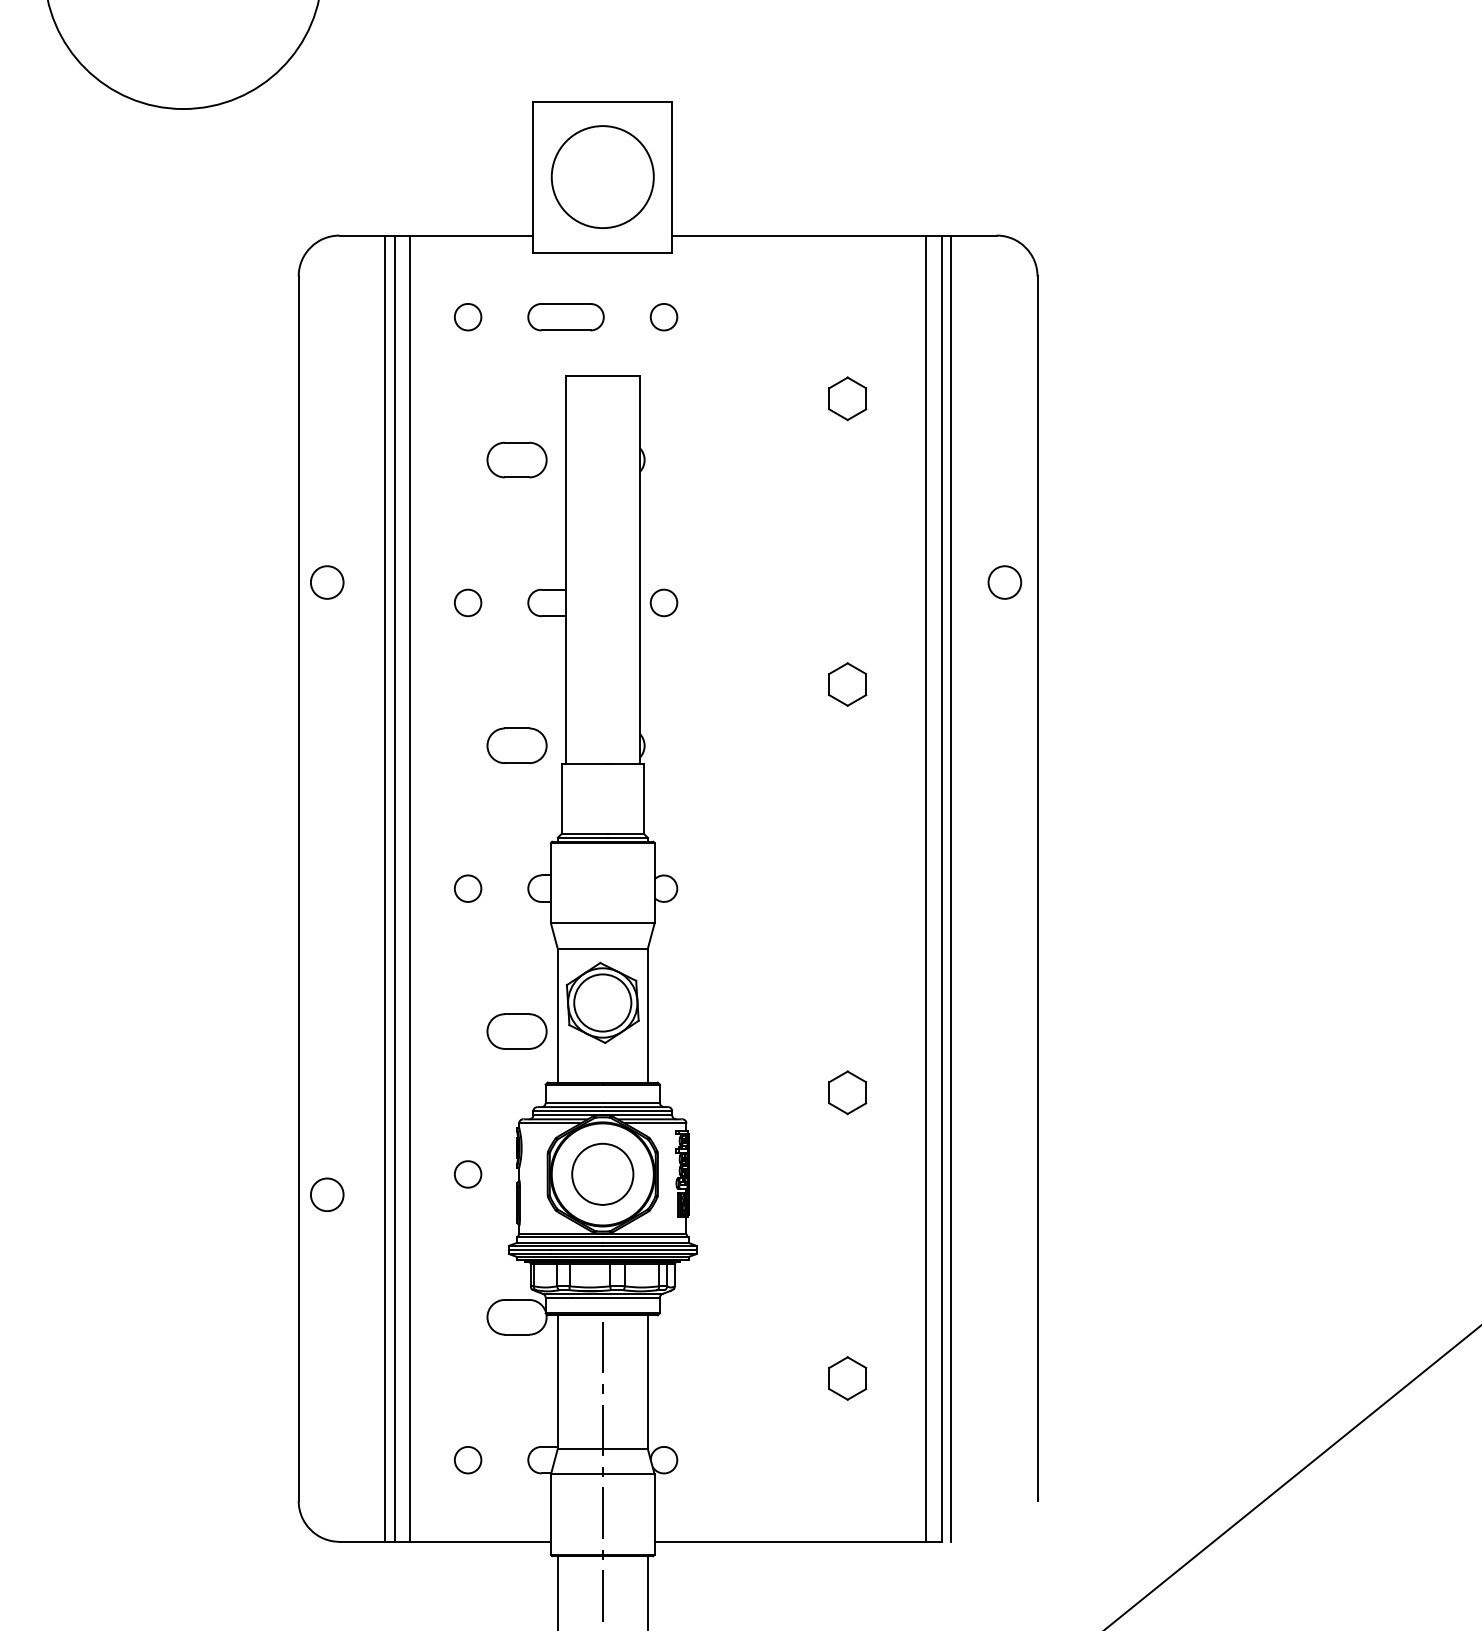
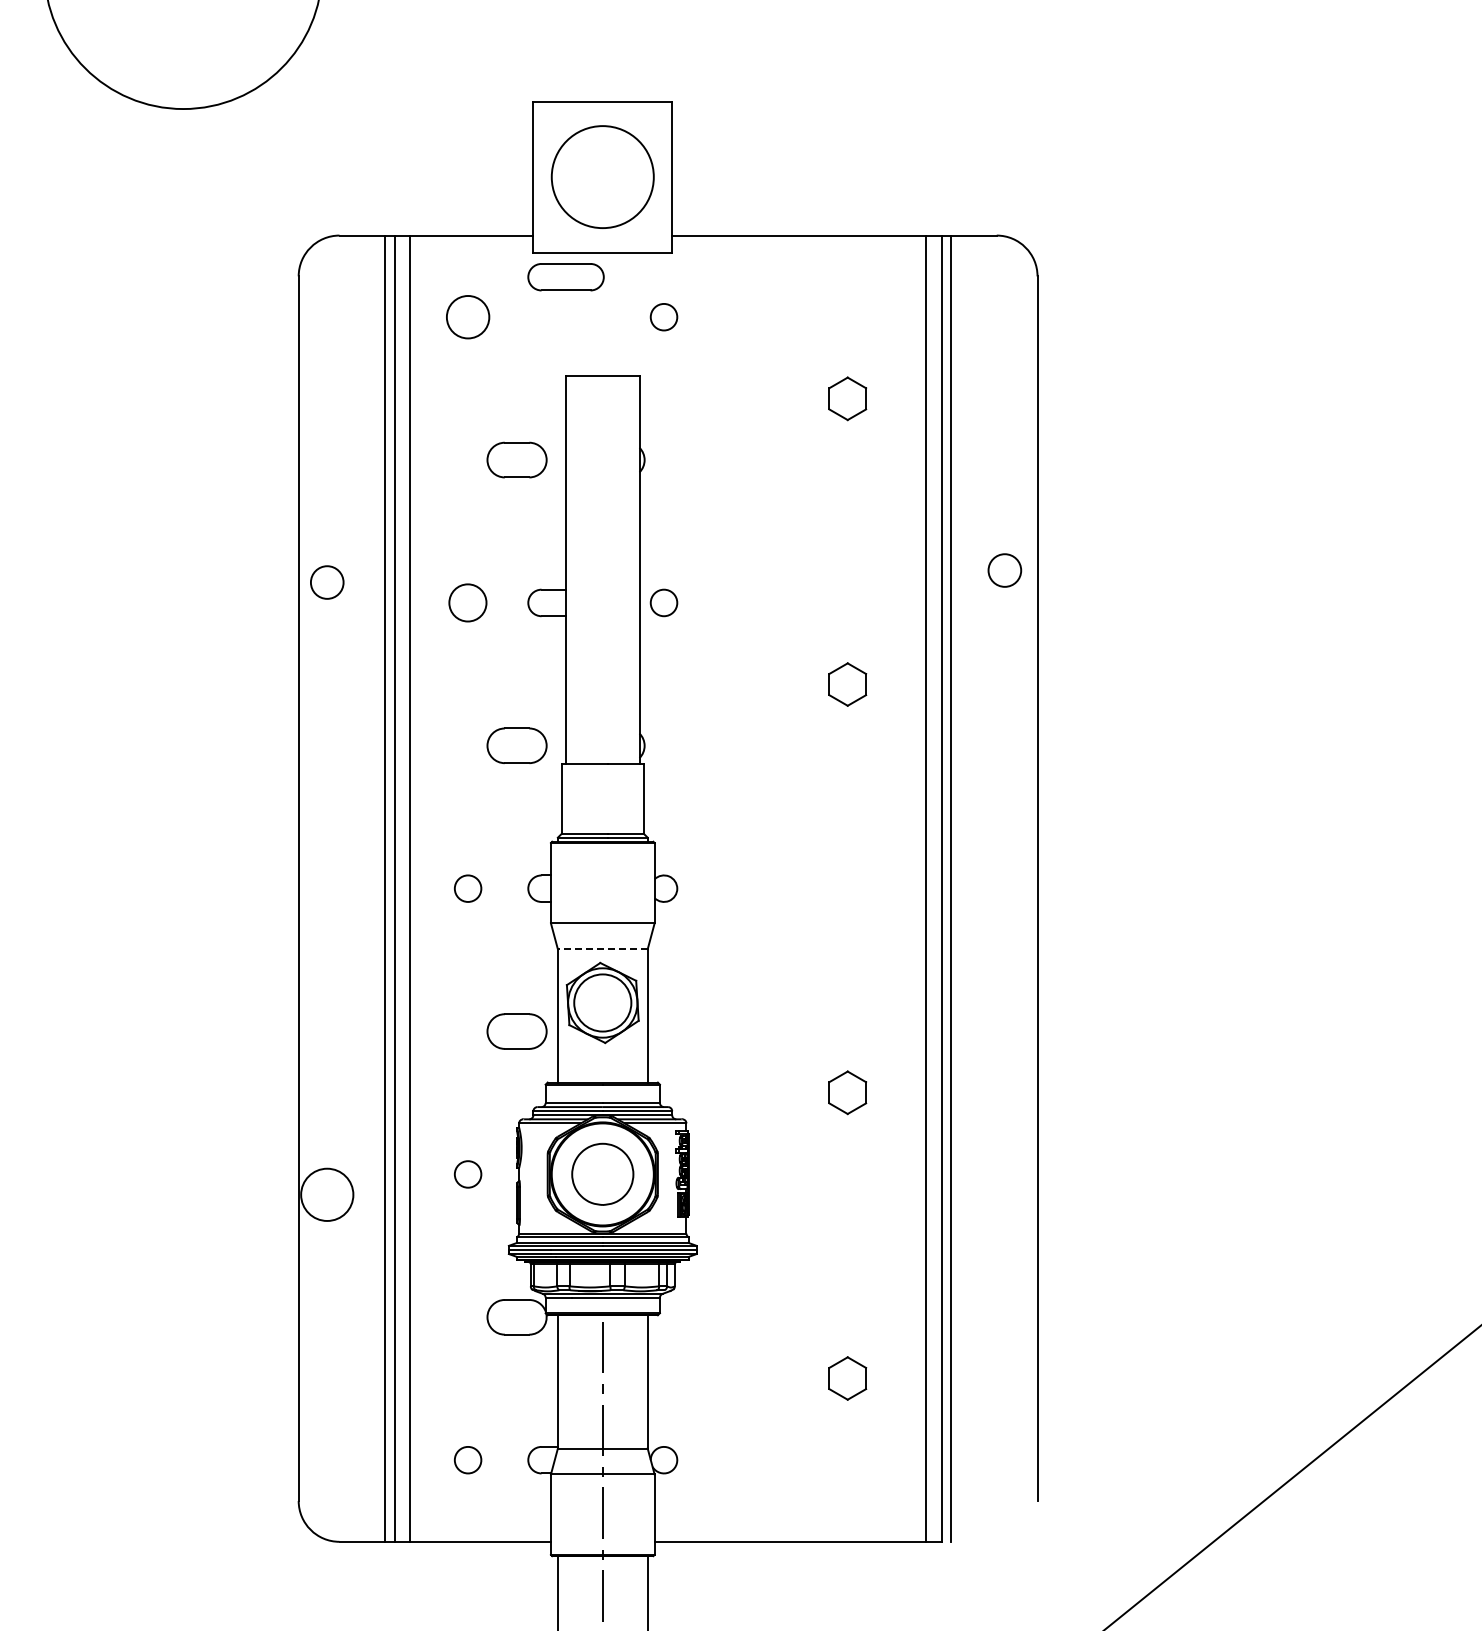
circle diameter: 27 px -> 42 px (467, 316)
part position: (565, 317) -> (565, 277) (565, 277)
circle position: (1004, 582) -> (1004, 570) (1004, 570)
circle size: 29x30 px -> 40x40 px (467, 602)
line: solid -> dashed (602, 949)
circle diameter: 33 px -> 52 px (327, 1194)
